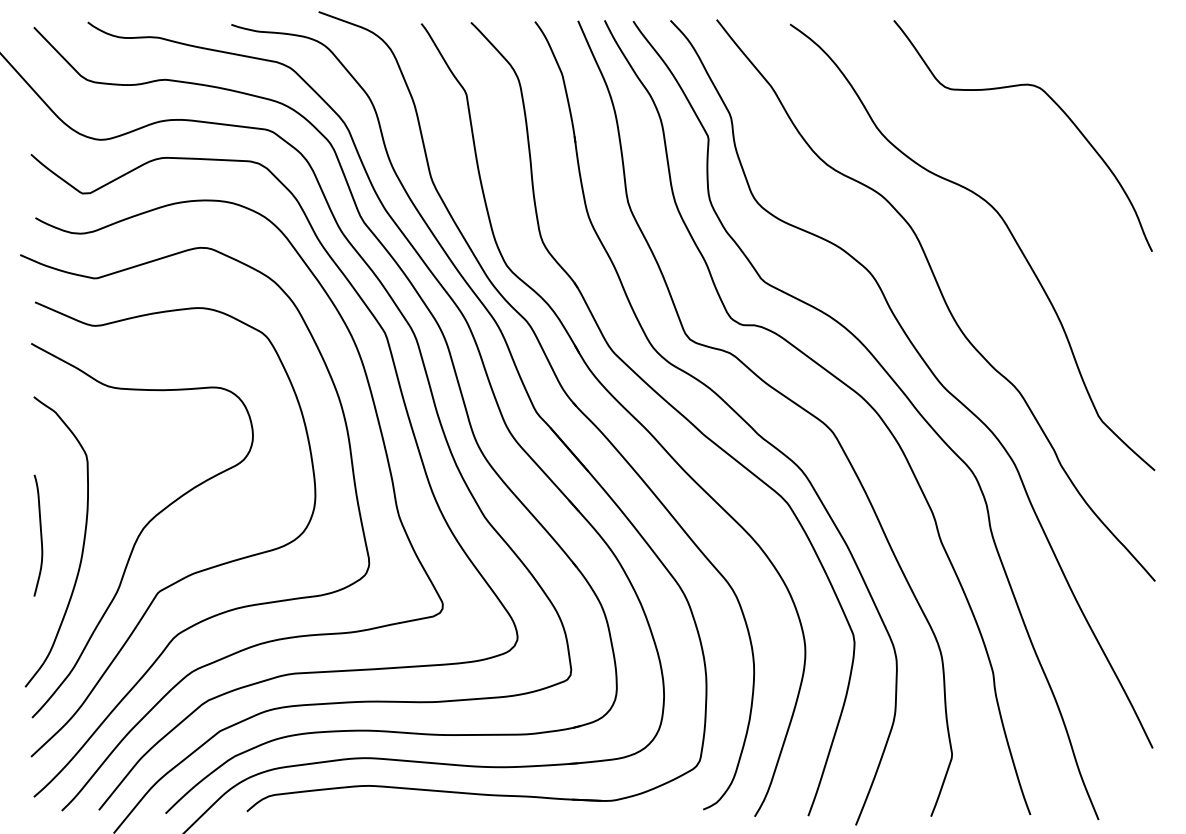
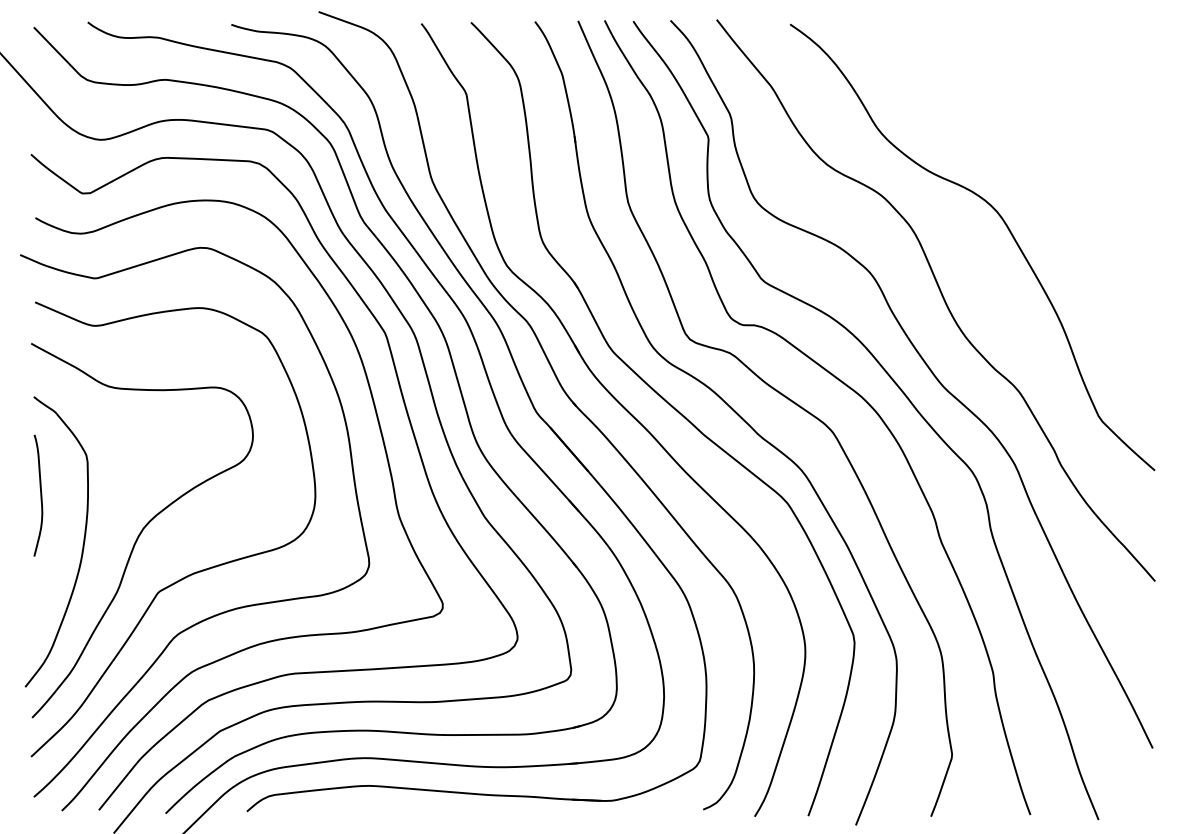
curve: present -> none (1054, 103)
curve position: (40, 535) -> (40, 495) (40, 495)
